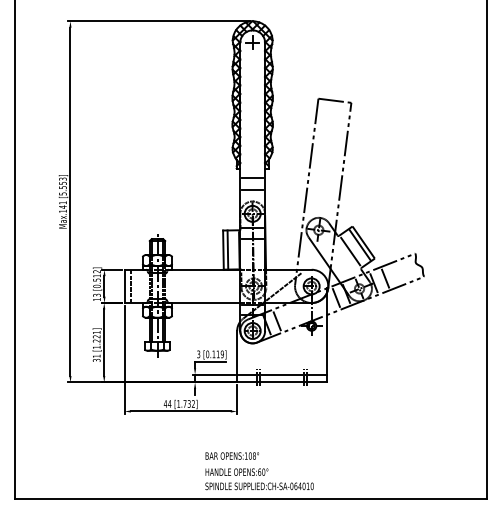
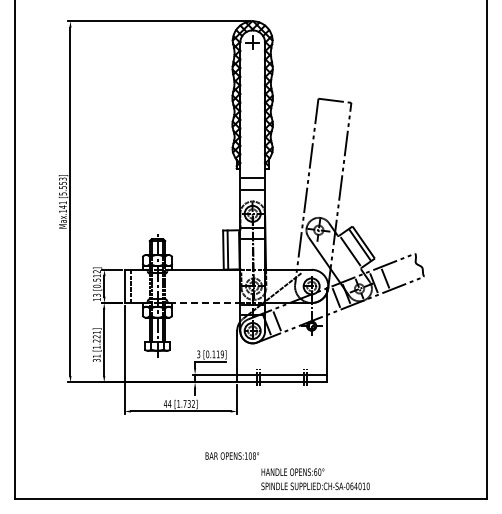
line: solid -> dashed (204, 303)
text position: (259, 479) -> (315, 479) (315, 479)
